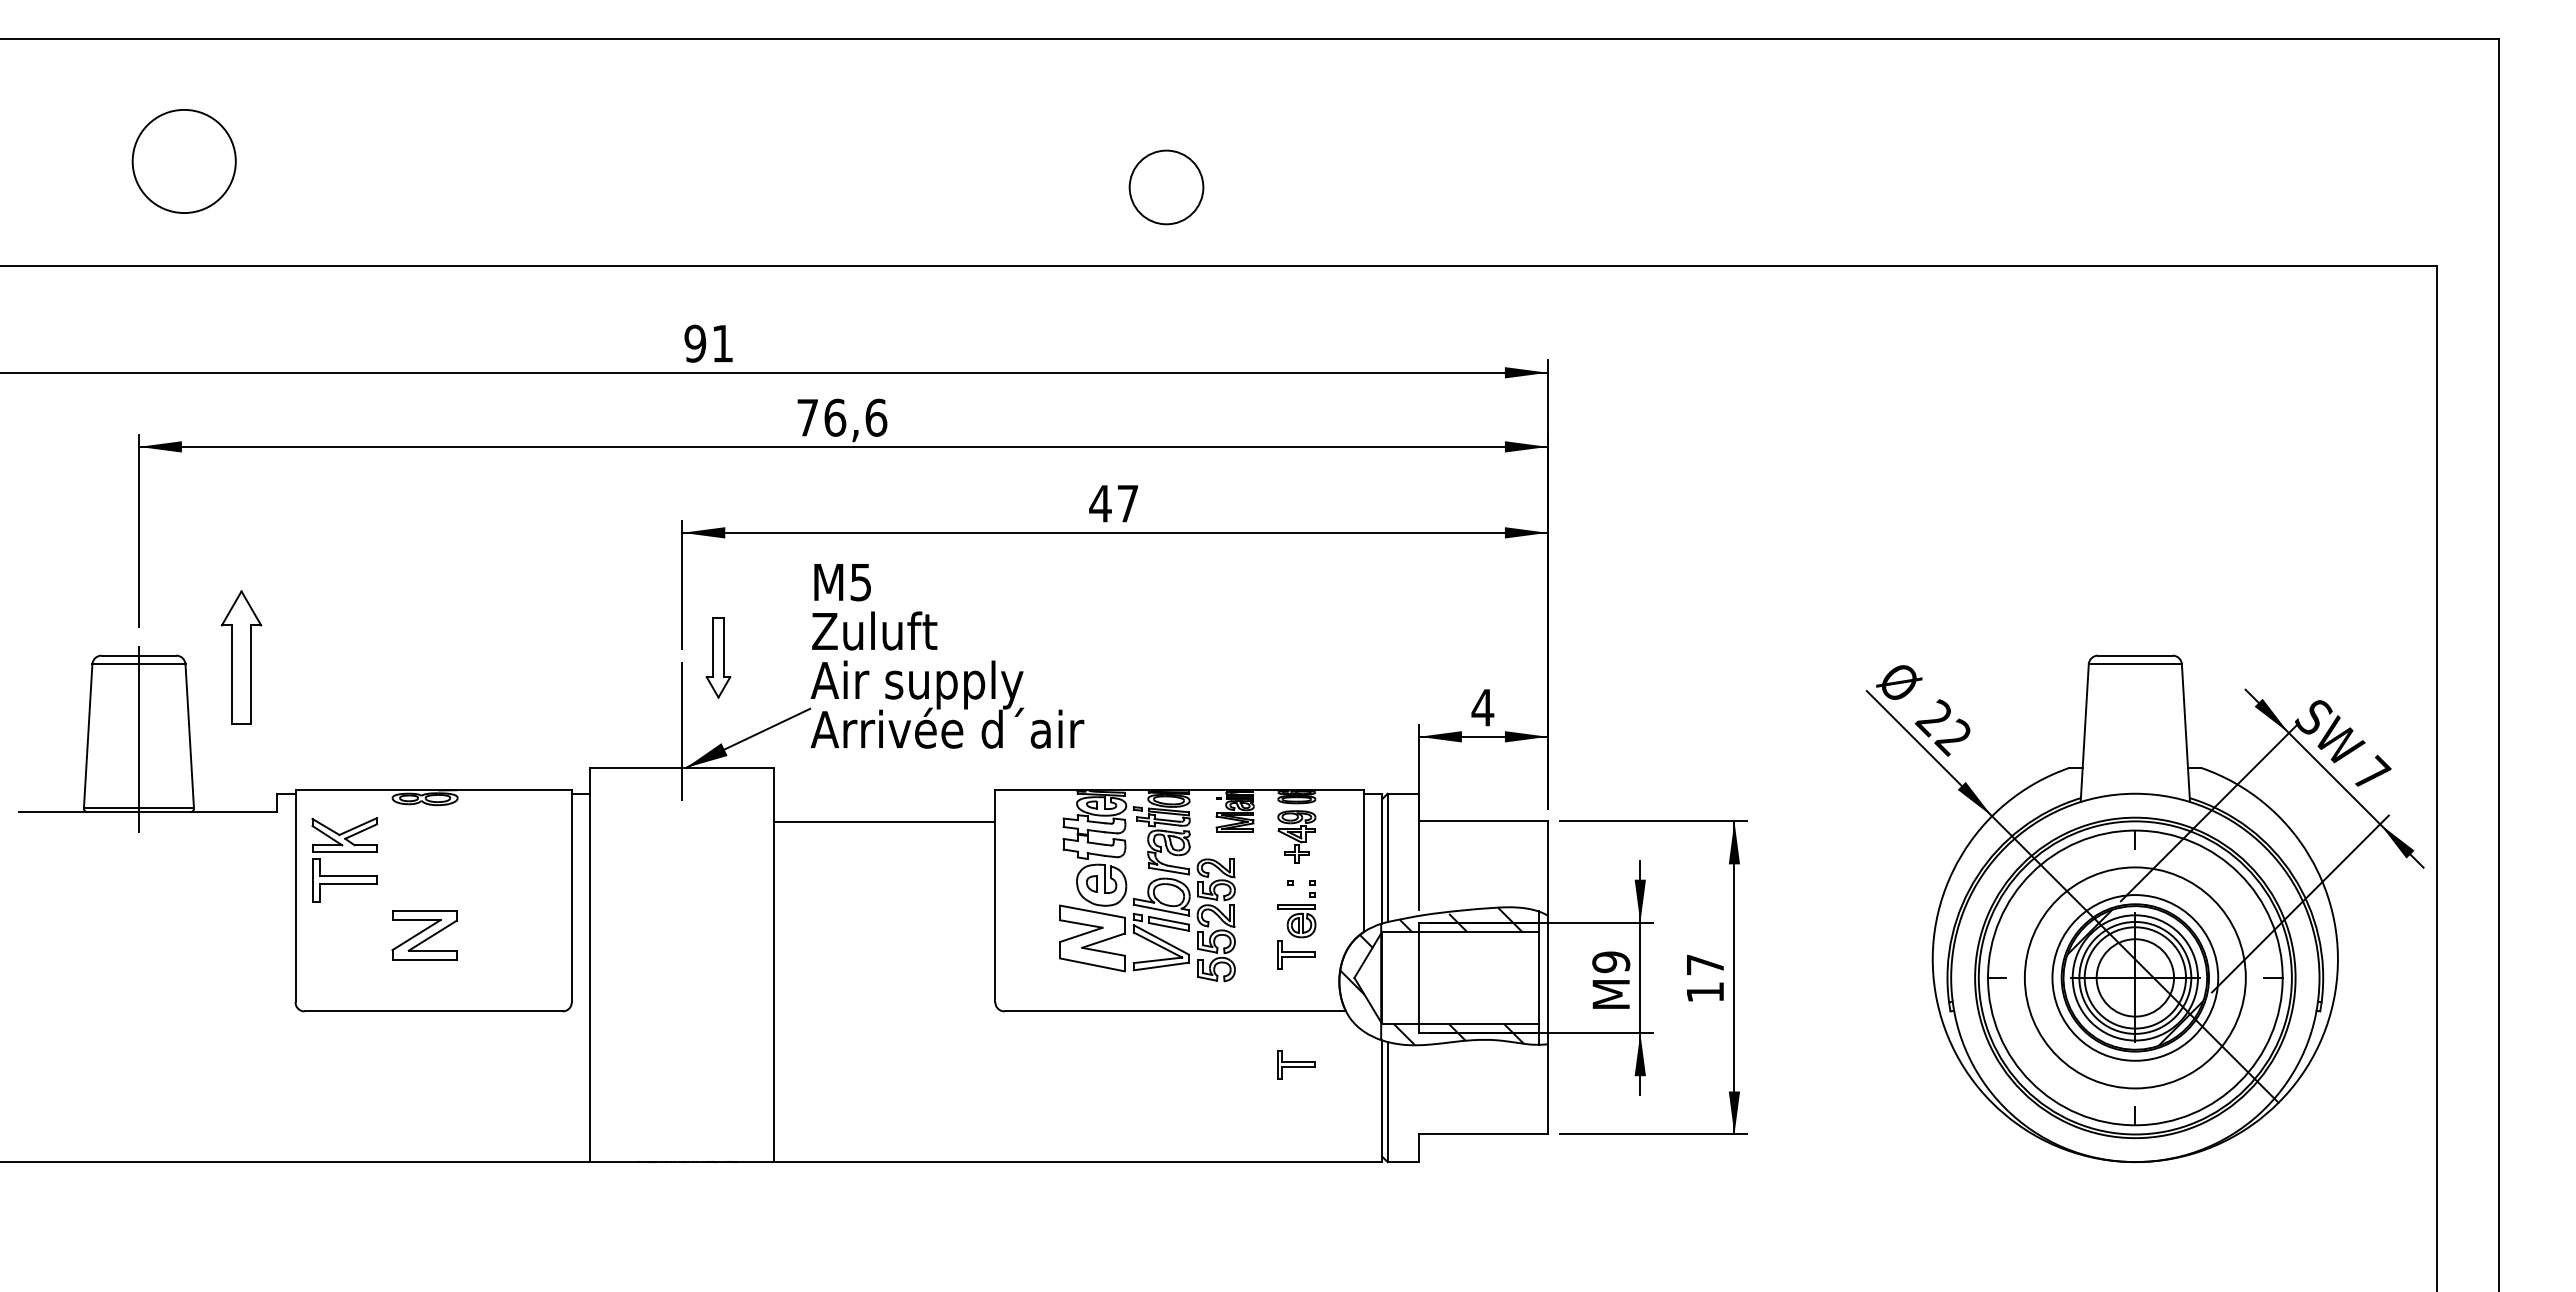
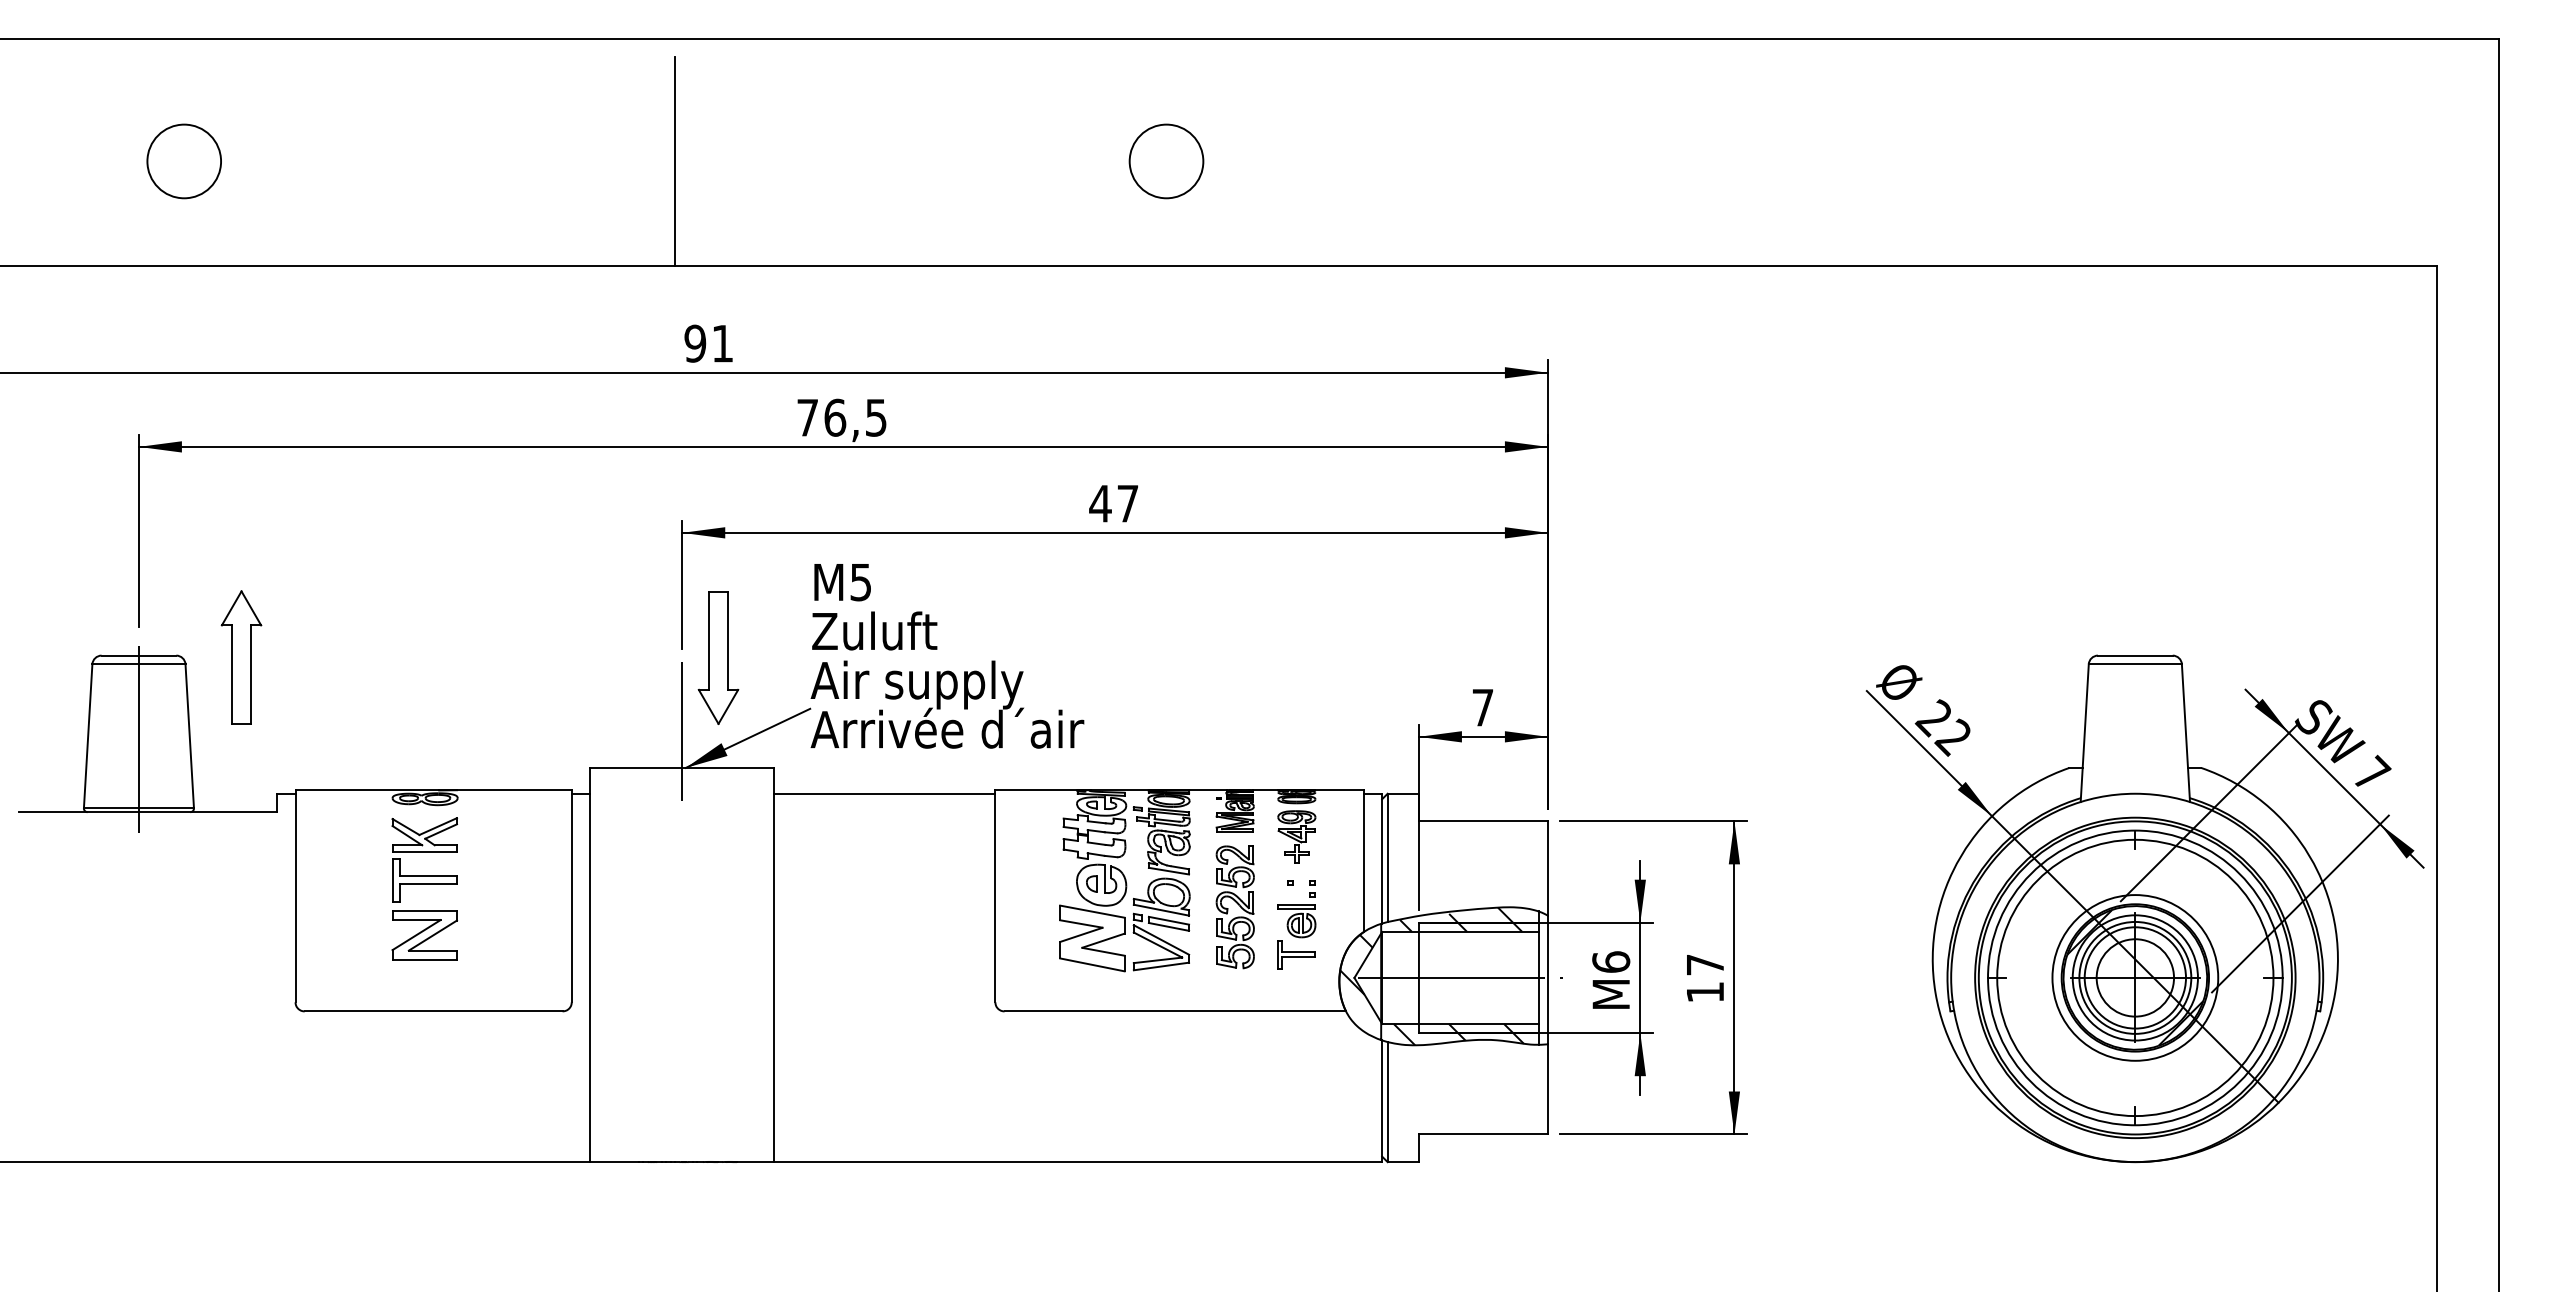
circle diameter: 103 px -> 74 px (184, 161)
line: none -> present (675, 161)
circle position: (1166, 187) -> (1166, 161) (1166, 161)
text: 76,6 -> 76,5 (876, 417)
part size: 27x82 px -> 43x134 px (718, 657)
text: 4 -> 7 (1482, 707)
line position: (884, 821) -> (884, 793) (884, 793)
part position: (344, 852) -> (424, 852) (424, 852)
part position: (1215, 920) -> (1234, 907) (1234, 907)
text: M9 -> M6 (1611, 962)
line: none -> present (1460, 977)
circle diameter: 221 px -> 276 px (2135, 977)
part: present -> none (1296, 1064)
